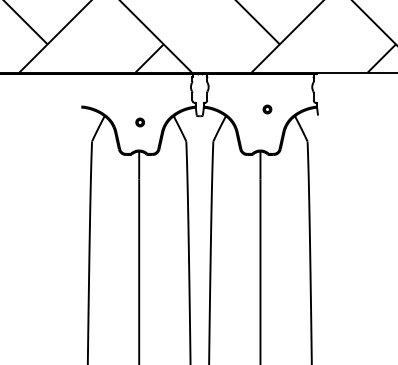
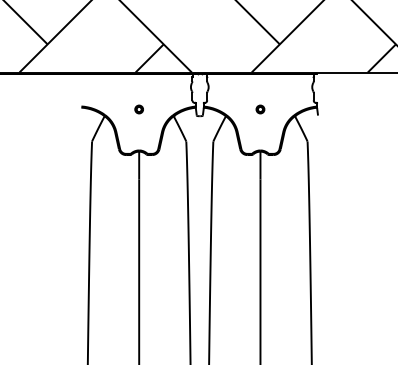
part position: (267, 109) -> (260, 109) (260, 109)
part position: (139, 122) -> (138, 109) (138, 109)
